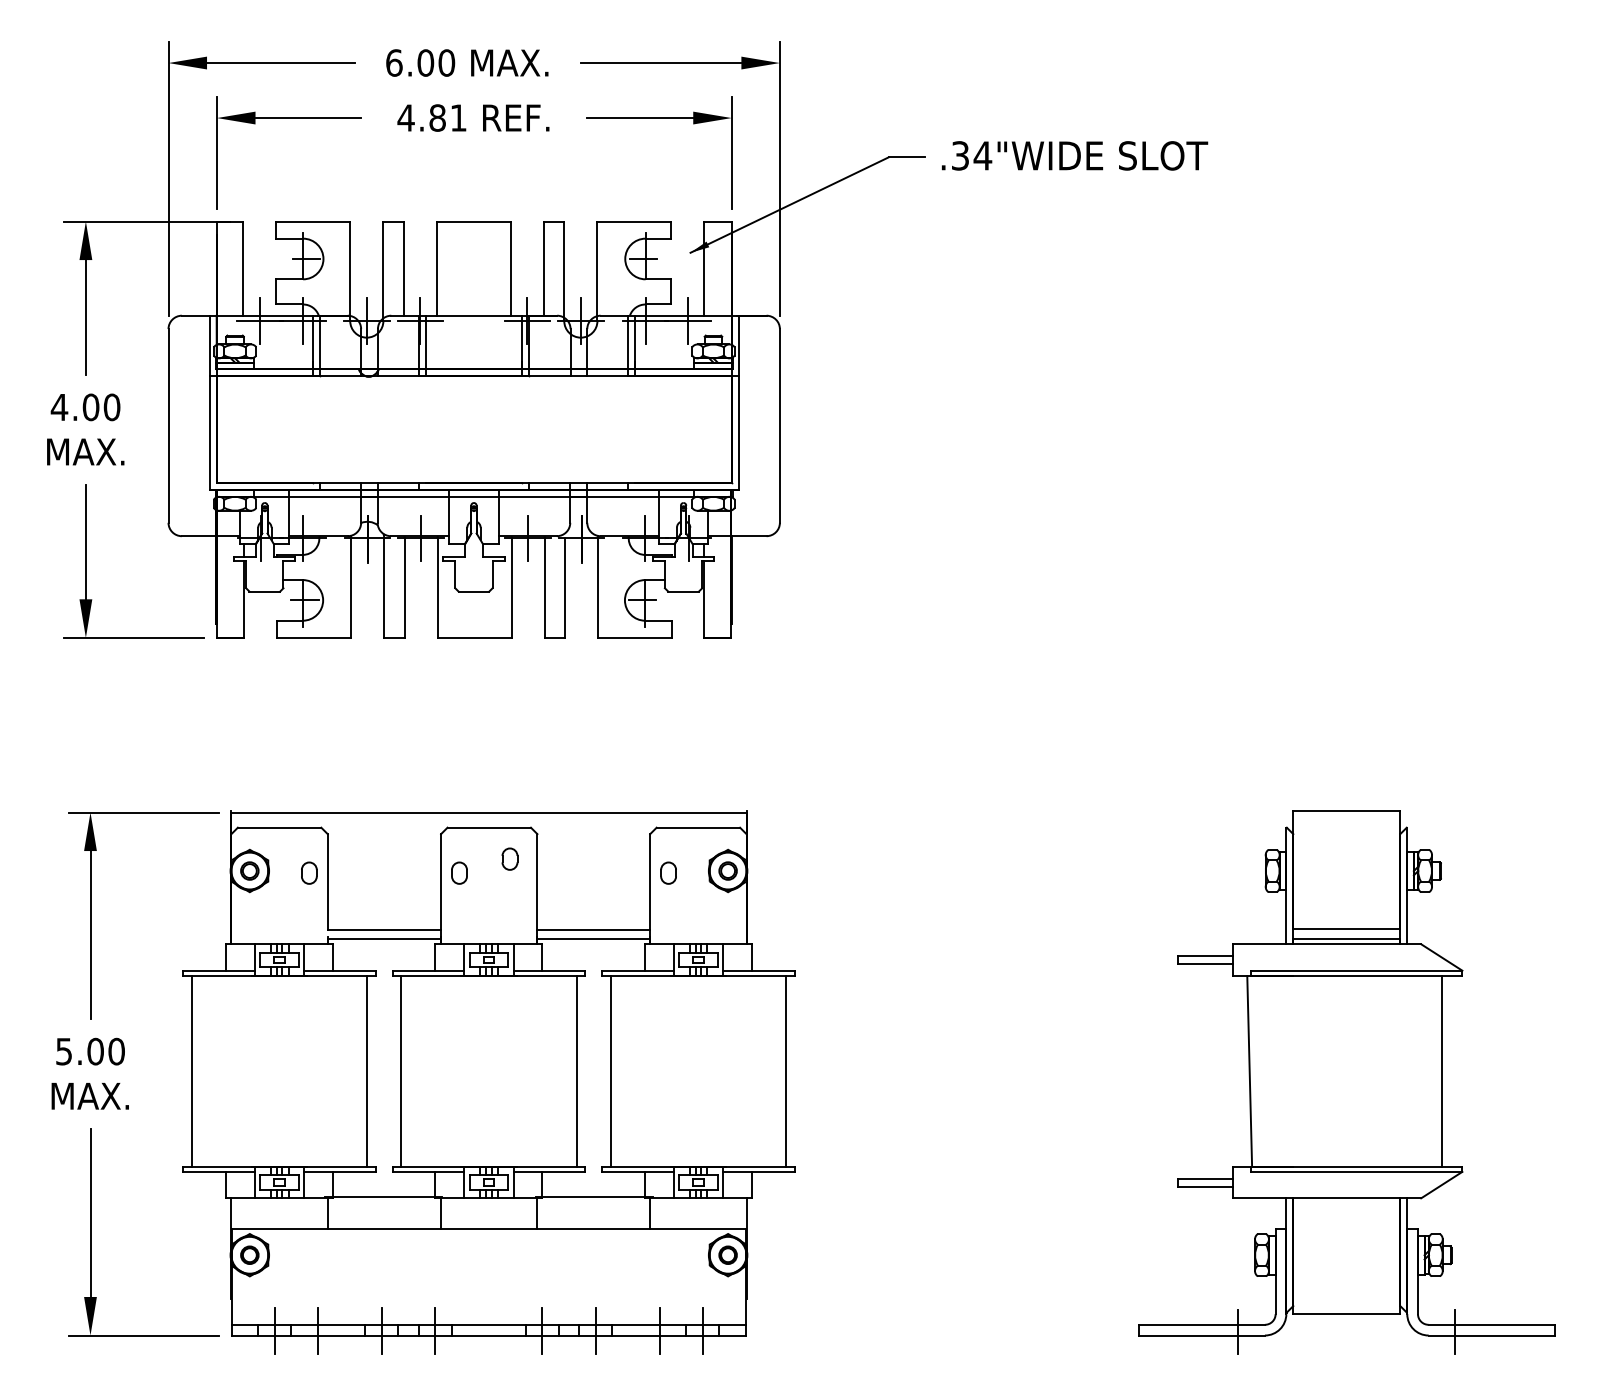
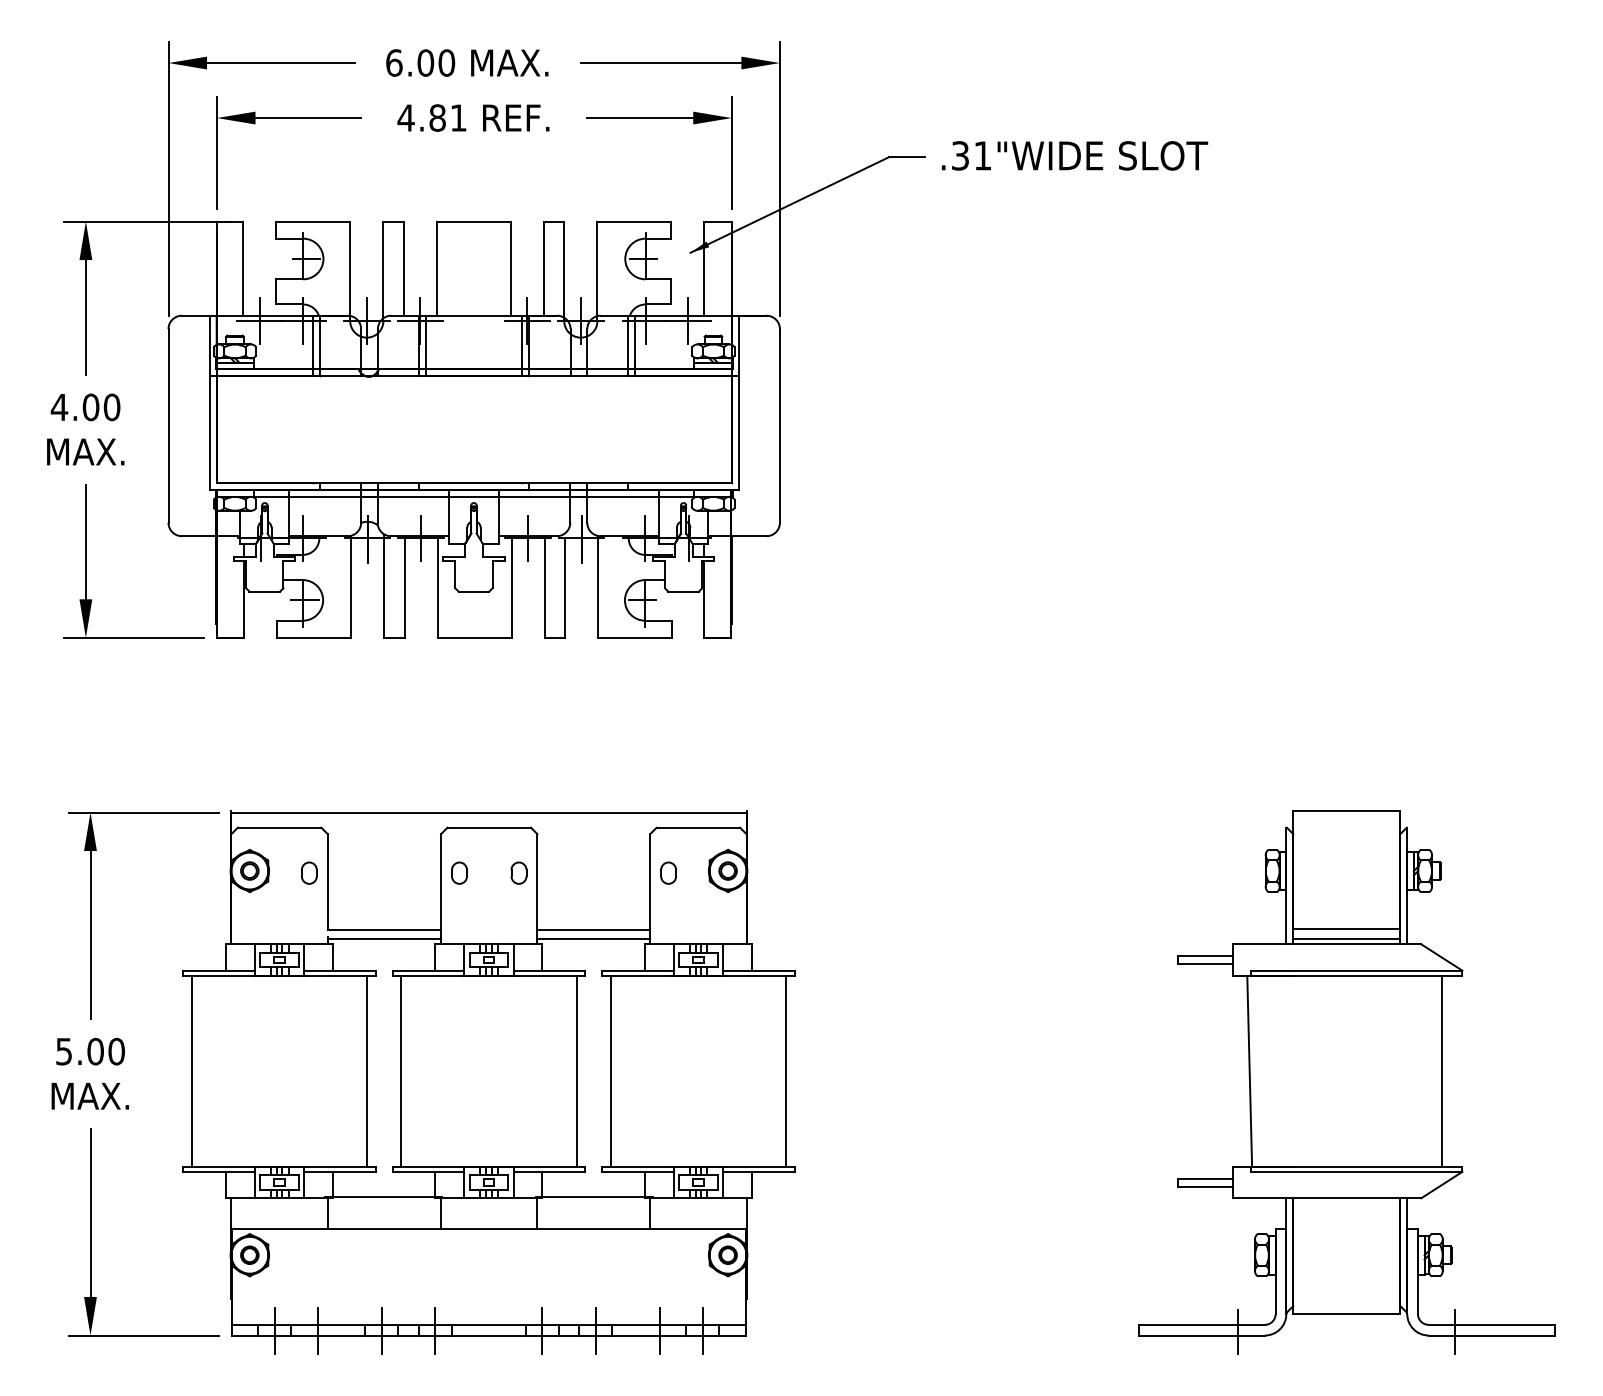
text: .34"WIDE -> .31"WIDE (982, 155)
part position: (509, 858) -> (518, 872) (518, 872)
